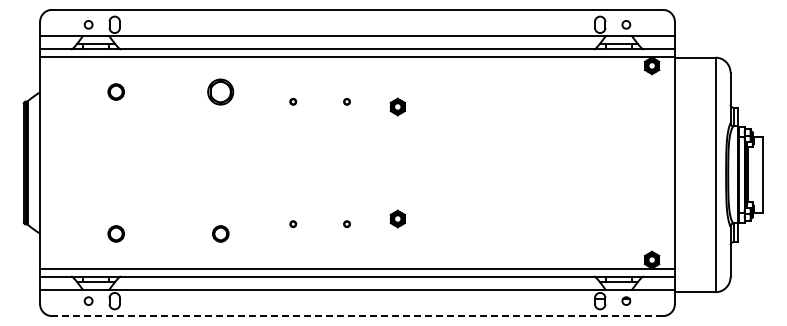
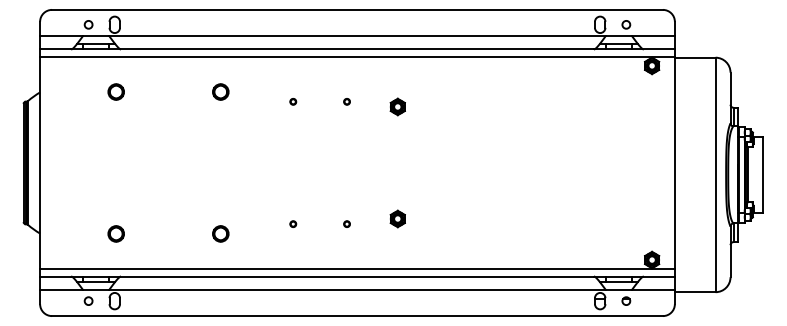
circle size: 28x28 px -> 18x18 px (220, 91)
line: dashed -> solid (357, 316)
